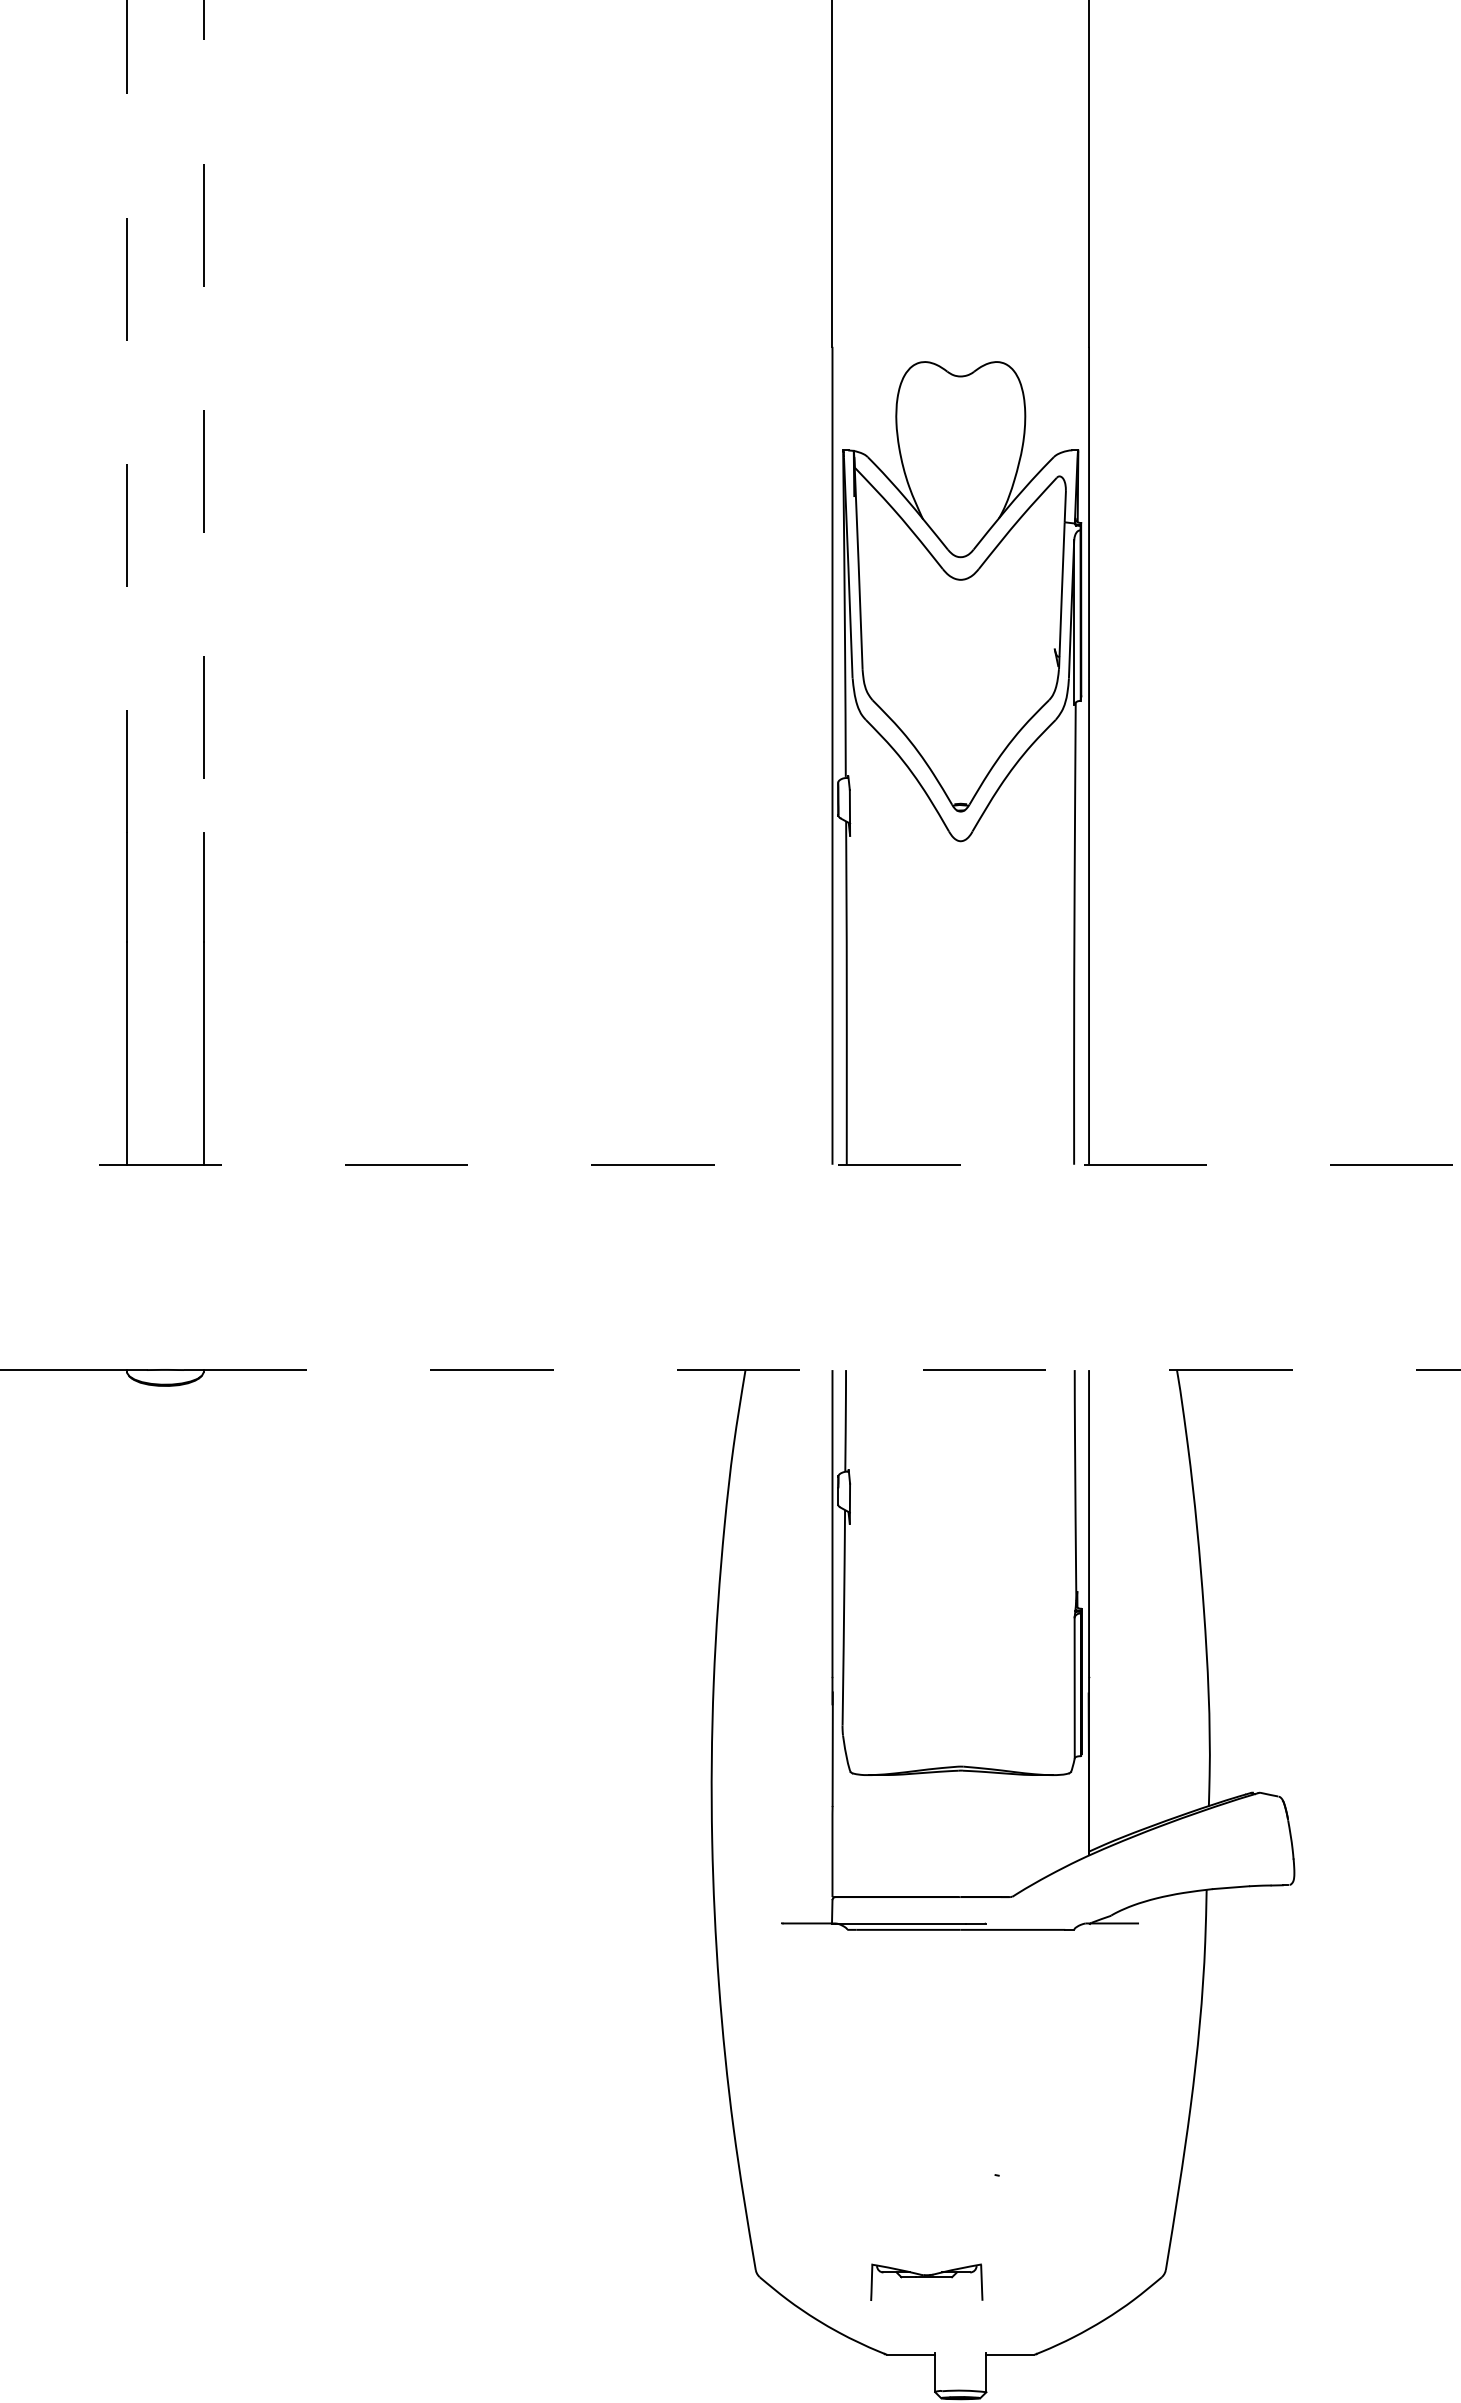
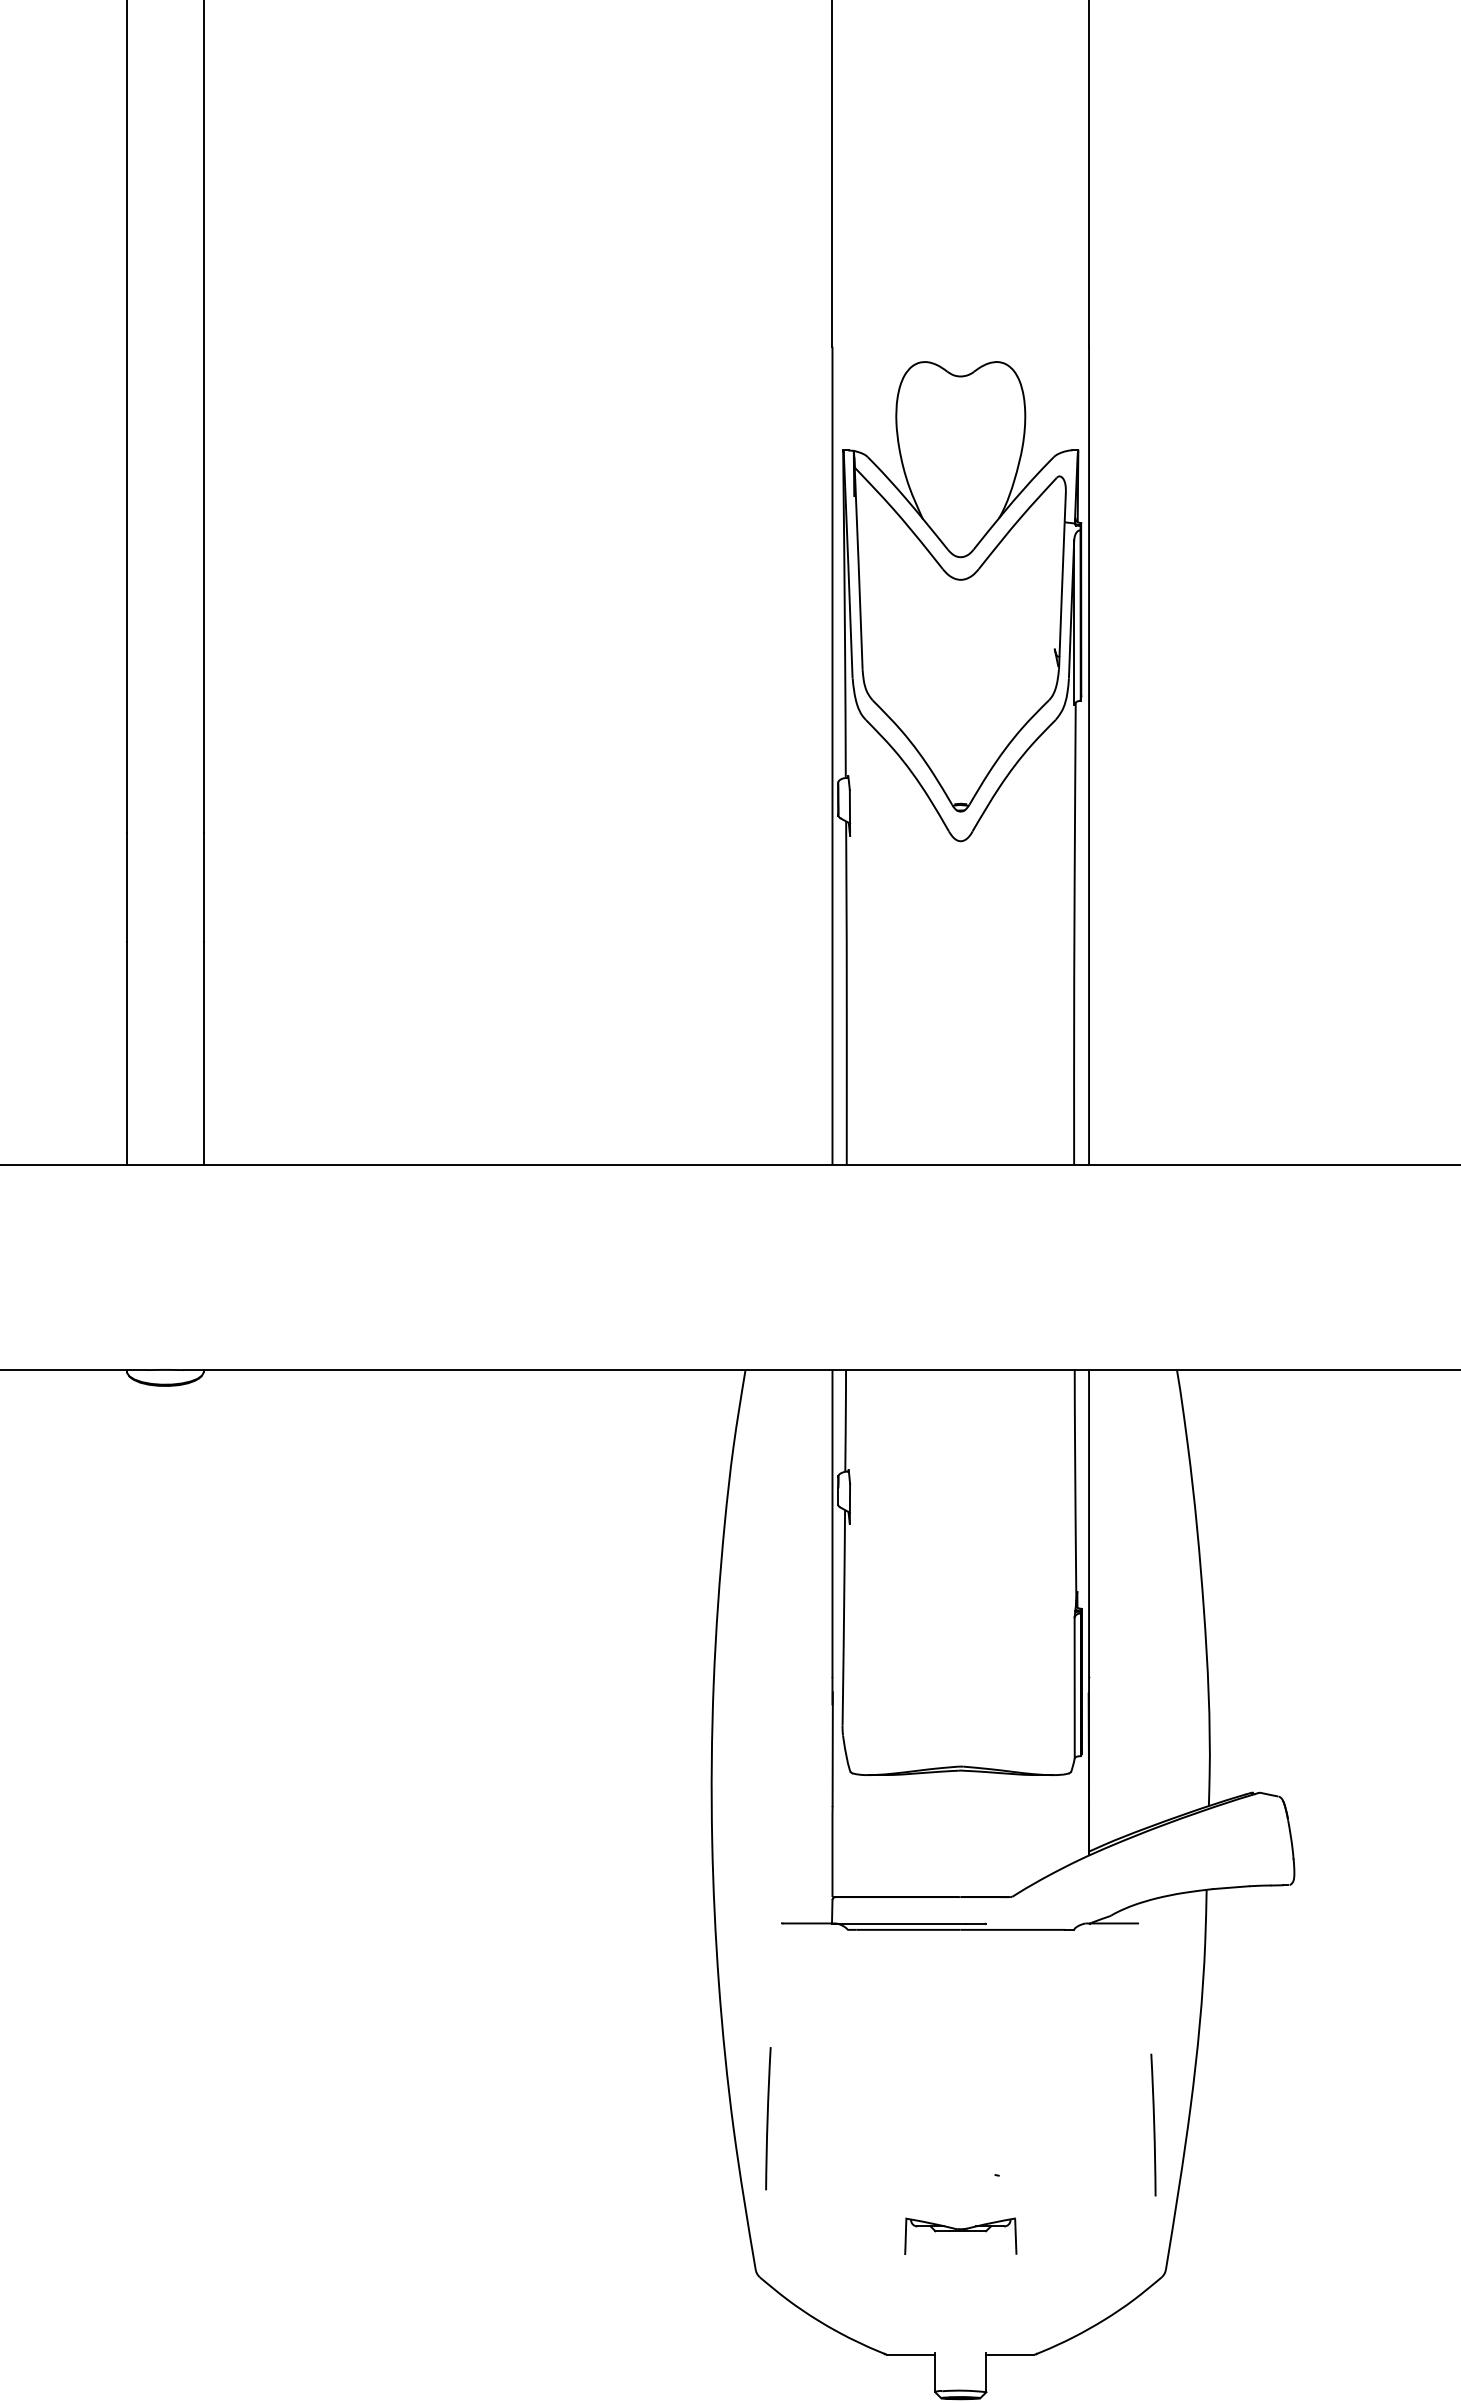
line: dashed -> solid (126, 416)
line: dashed -> solid (203, 417)
line: dashed -> solid (730, 1164)
line: dashed -> solid (822, 1370)
line: none -> present (768, 2118)
line: none -> present (1153, 2124)
part position: (926, 2281) -> (960, 2235) (960, 2235)
